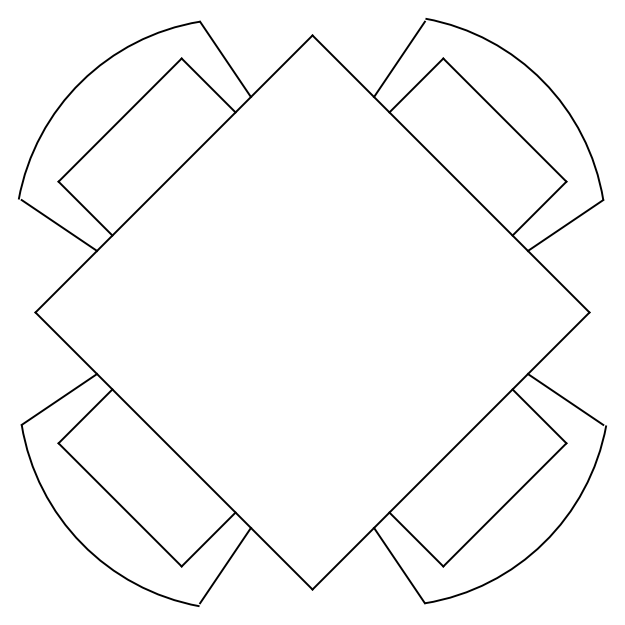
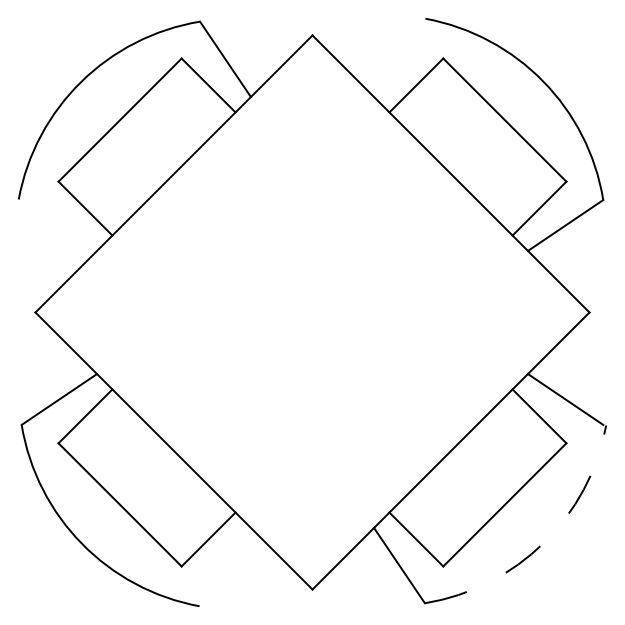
line: present -> none (399, 59)
line: present -> none (59, 225)
arc: solid -> dashed (543, 543)
line: present -> none (225, 565)
